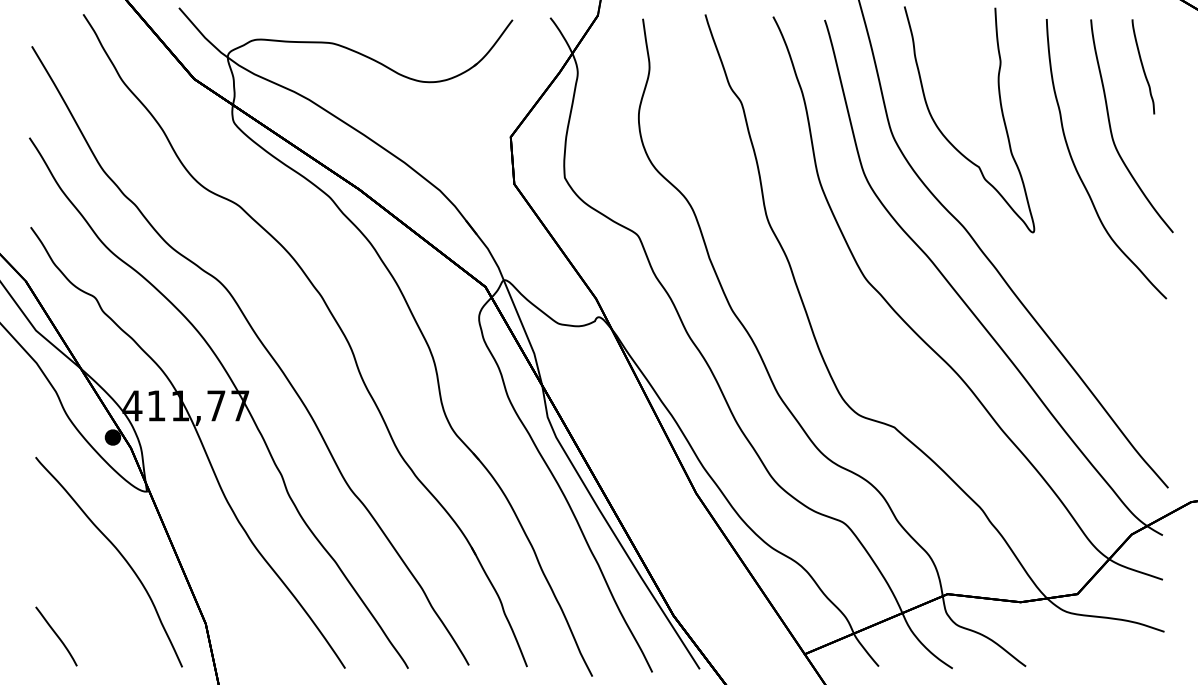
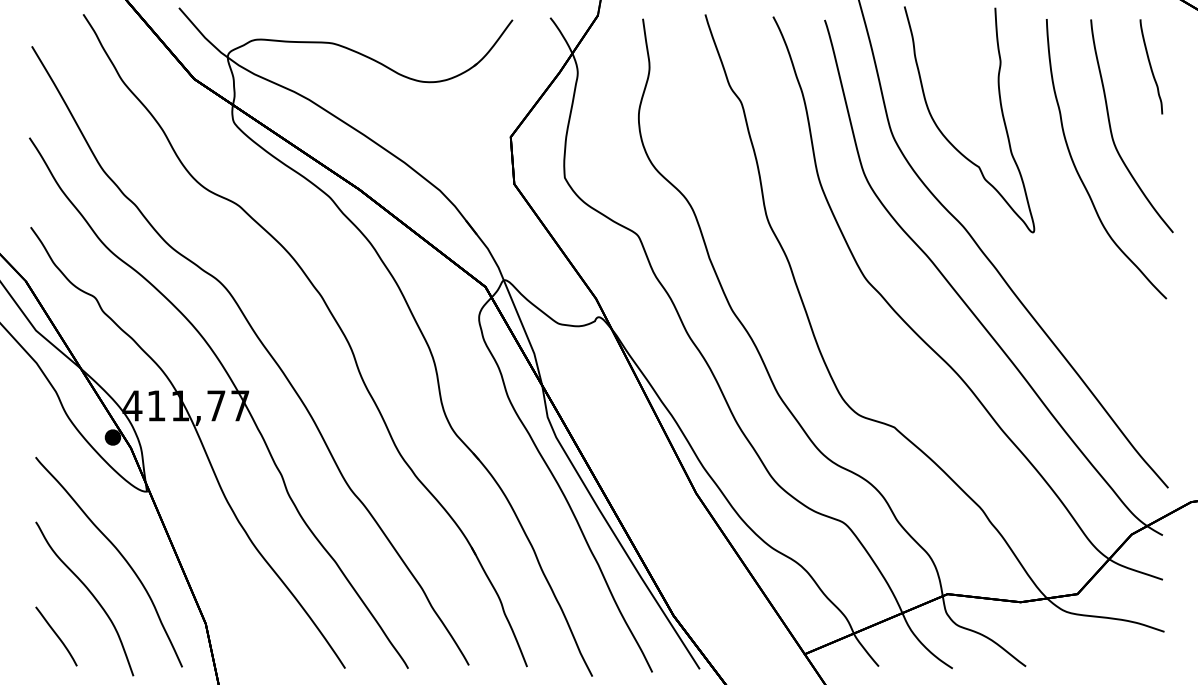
curve position: (1143, 66) -> (1151, 66) (1151, 66)
curve: none -> present (91, 595)
